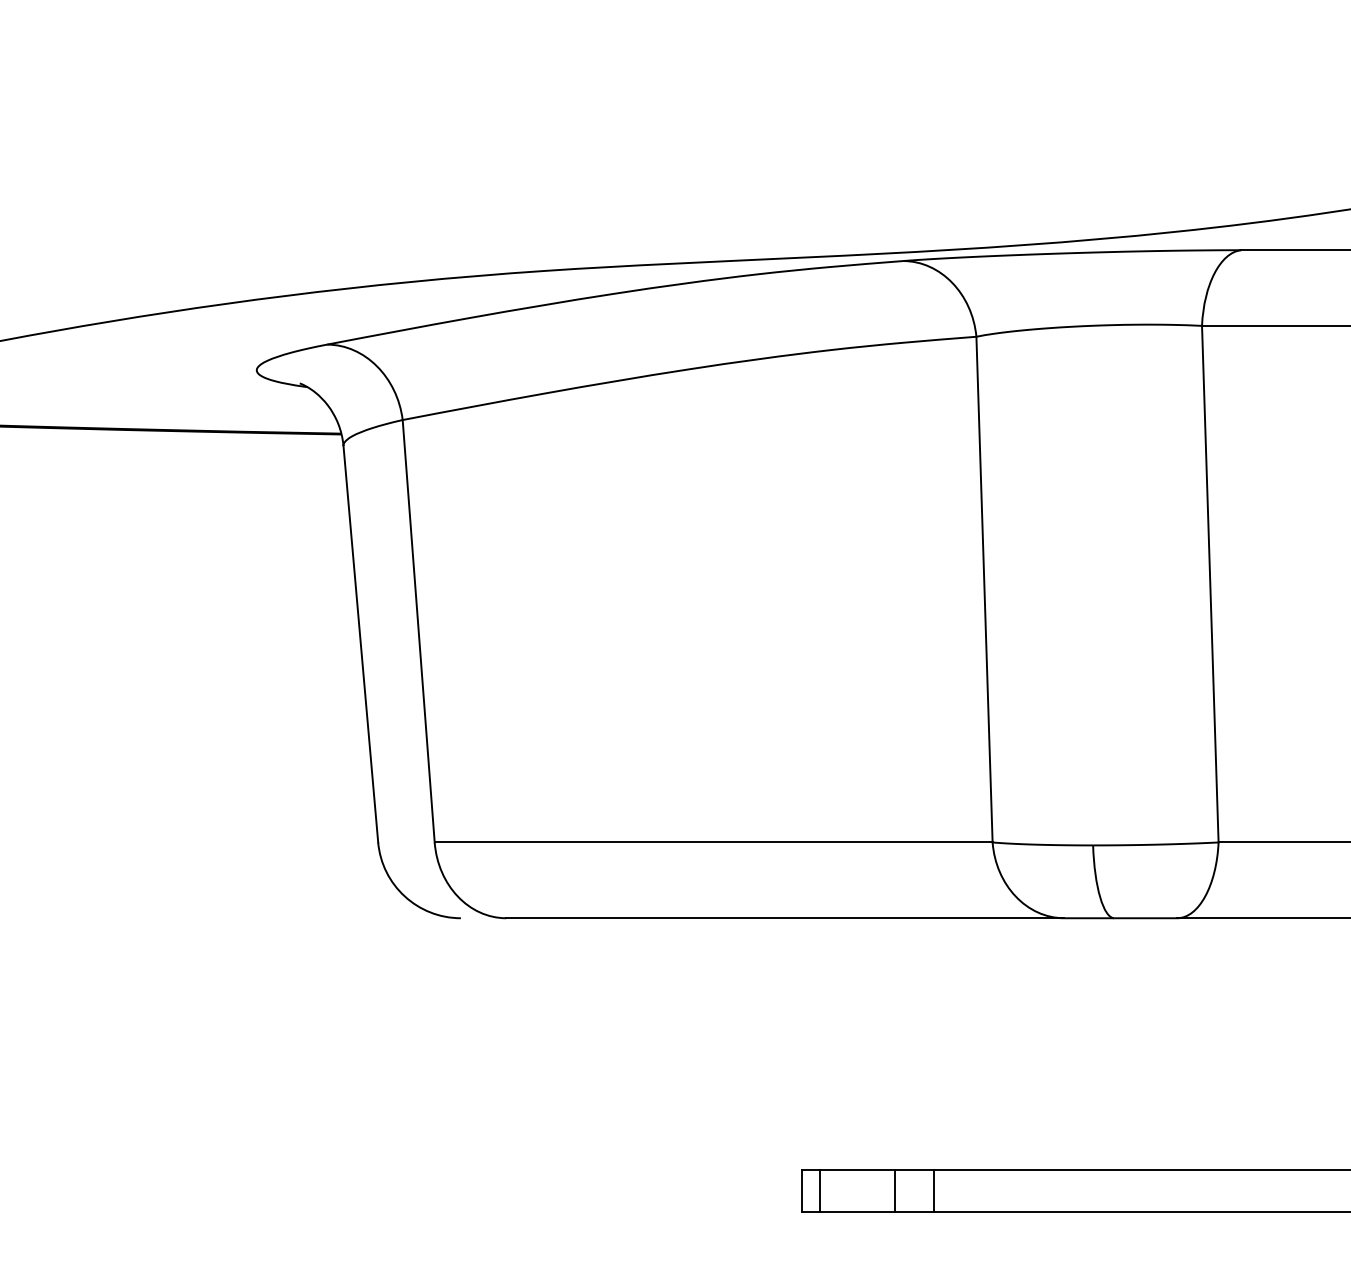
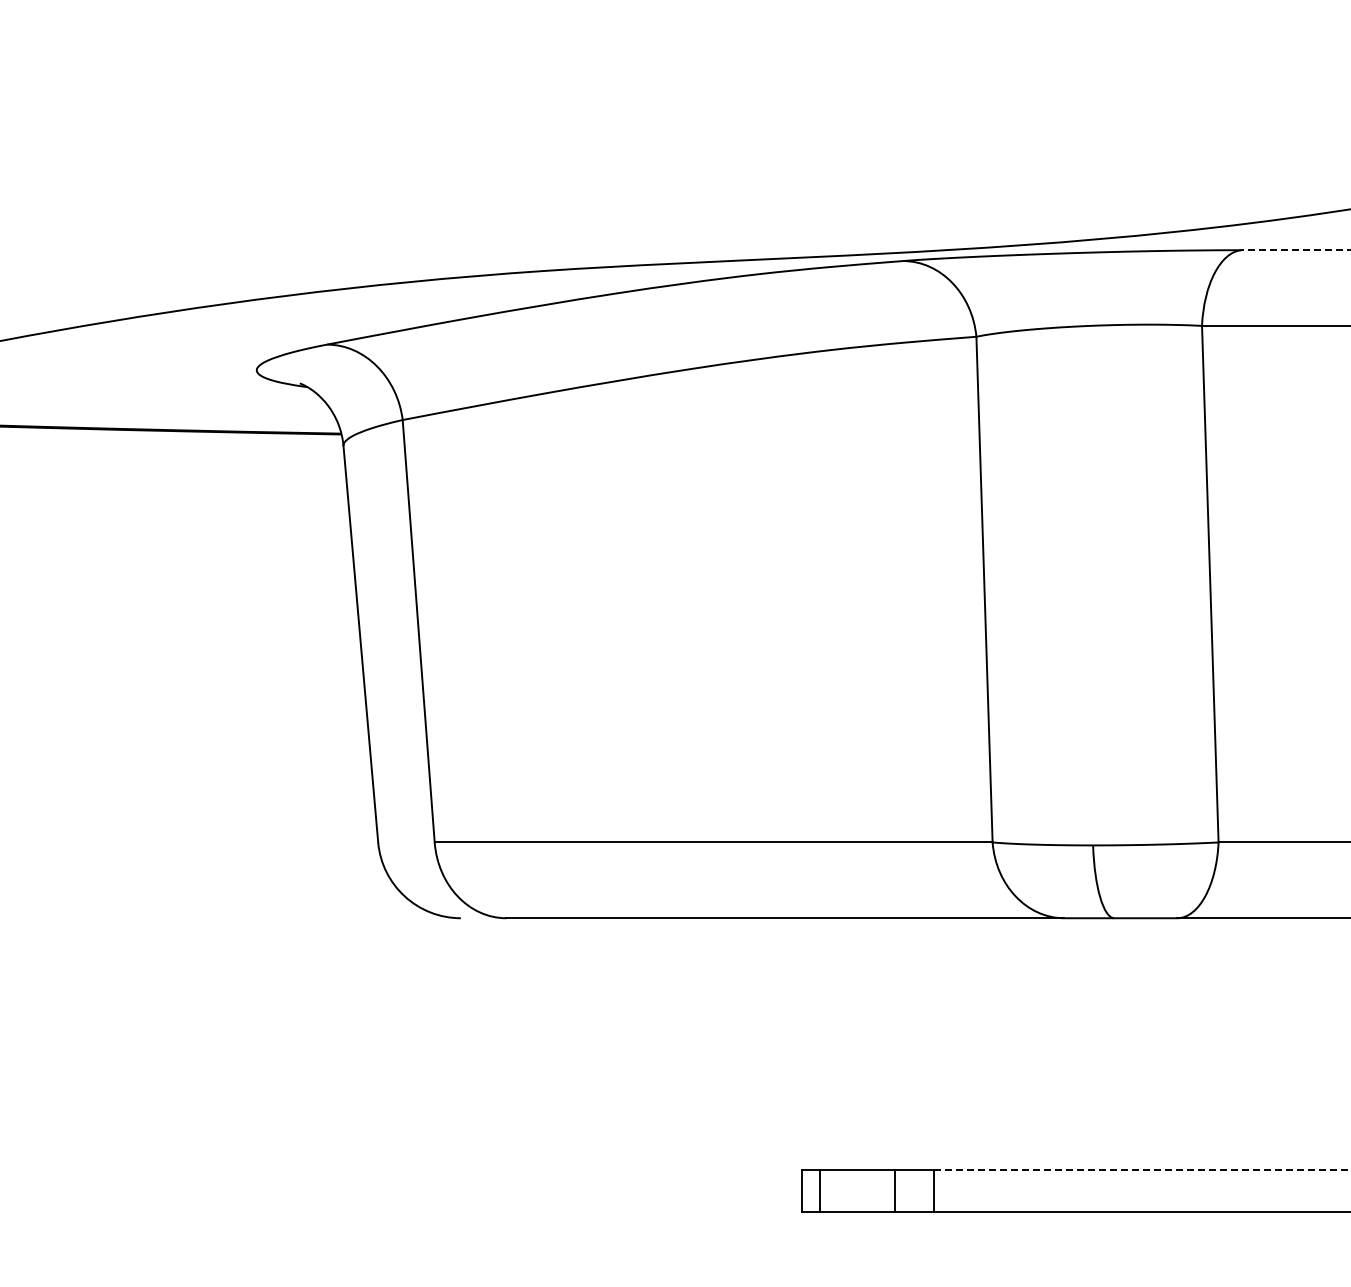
line: solid -> dashed (1295, 250)
line: solid -> dashed (1142, 1170)
